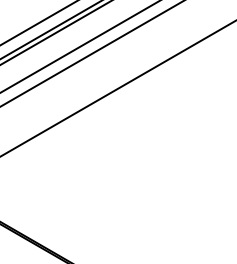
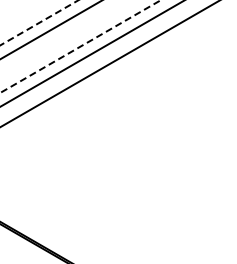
line: solid -> dashed (39, 22)
line: present -> none (55, 32)
line: solid -> dashed (80, 46)
line position: (117, 88) -> (109, 63) (109, 63)
